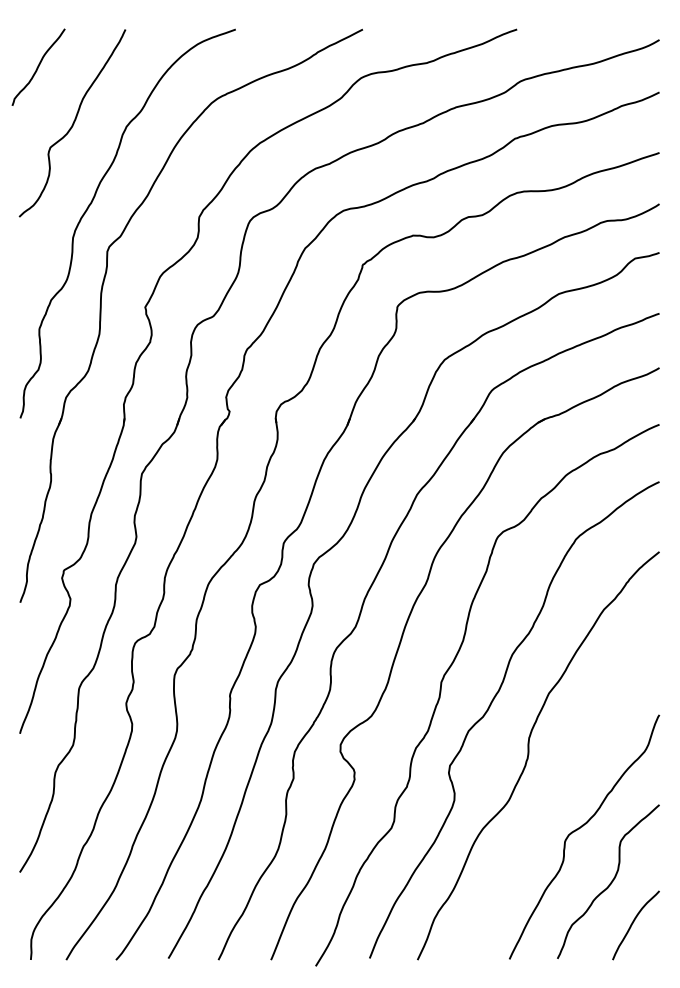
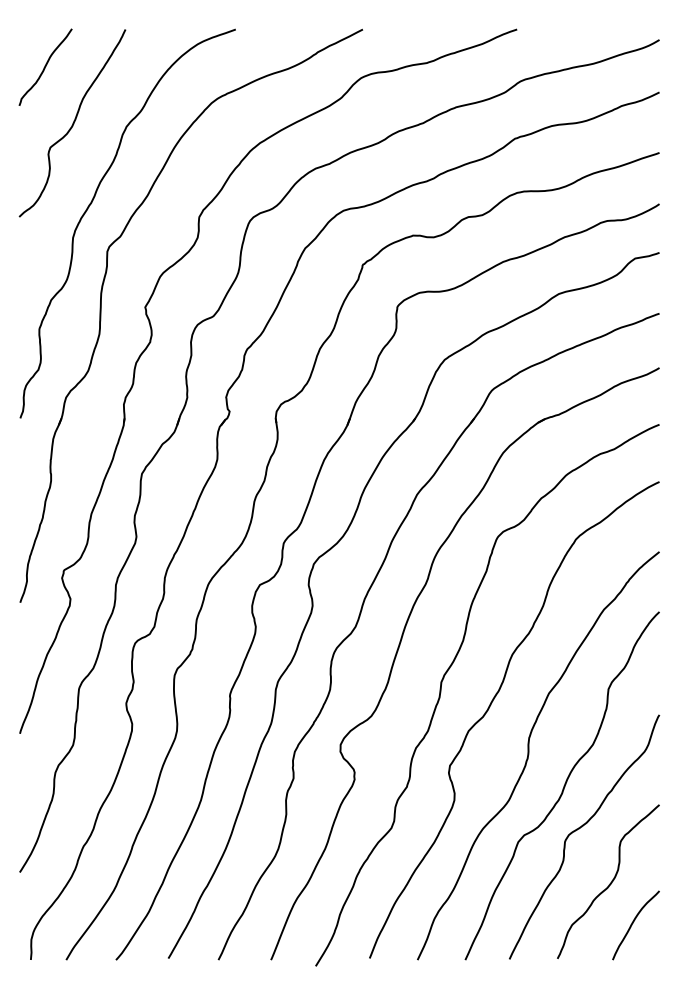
curve position: (38, 66) -> (45, 66) (45, 66)
curve: none -> present (563, 785)
